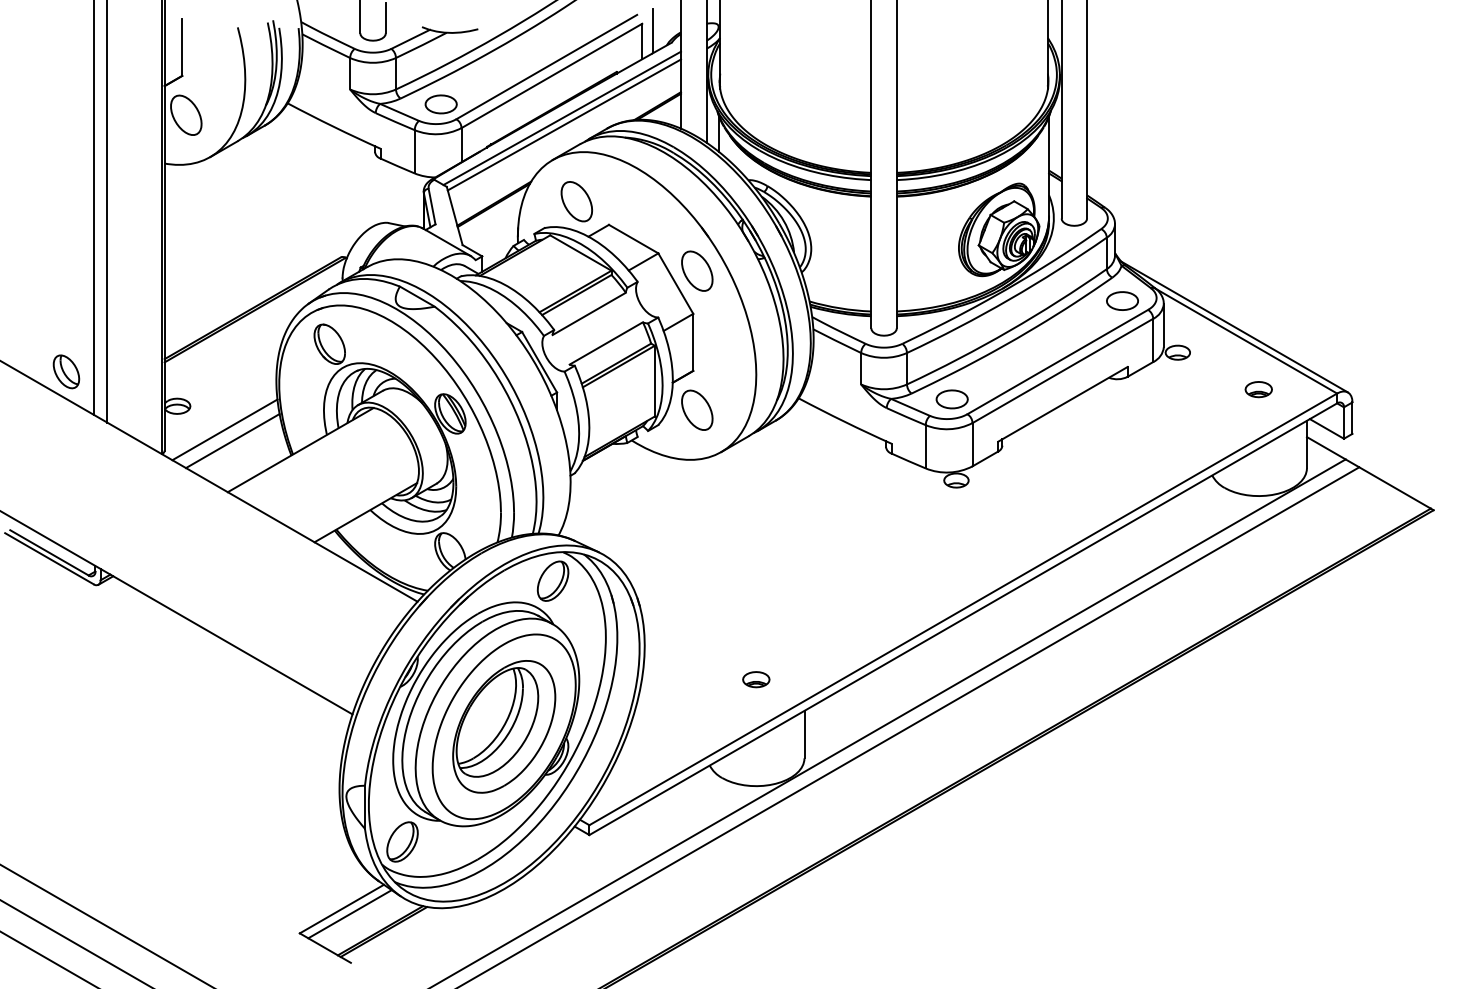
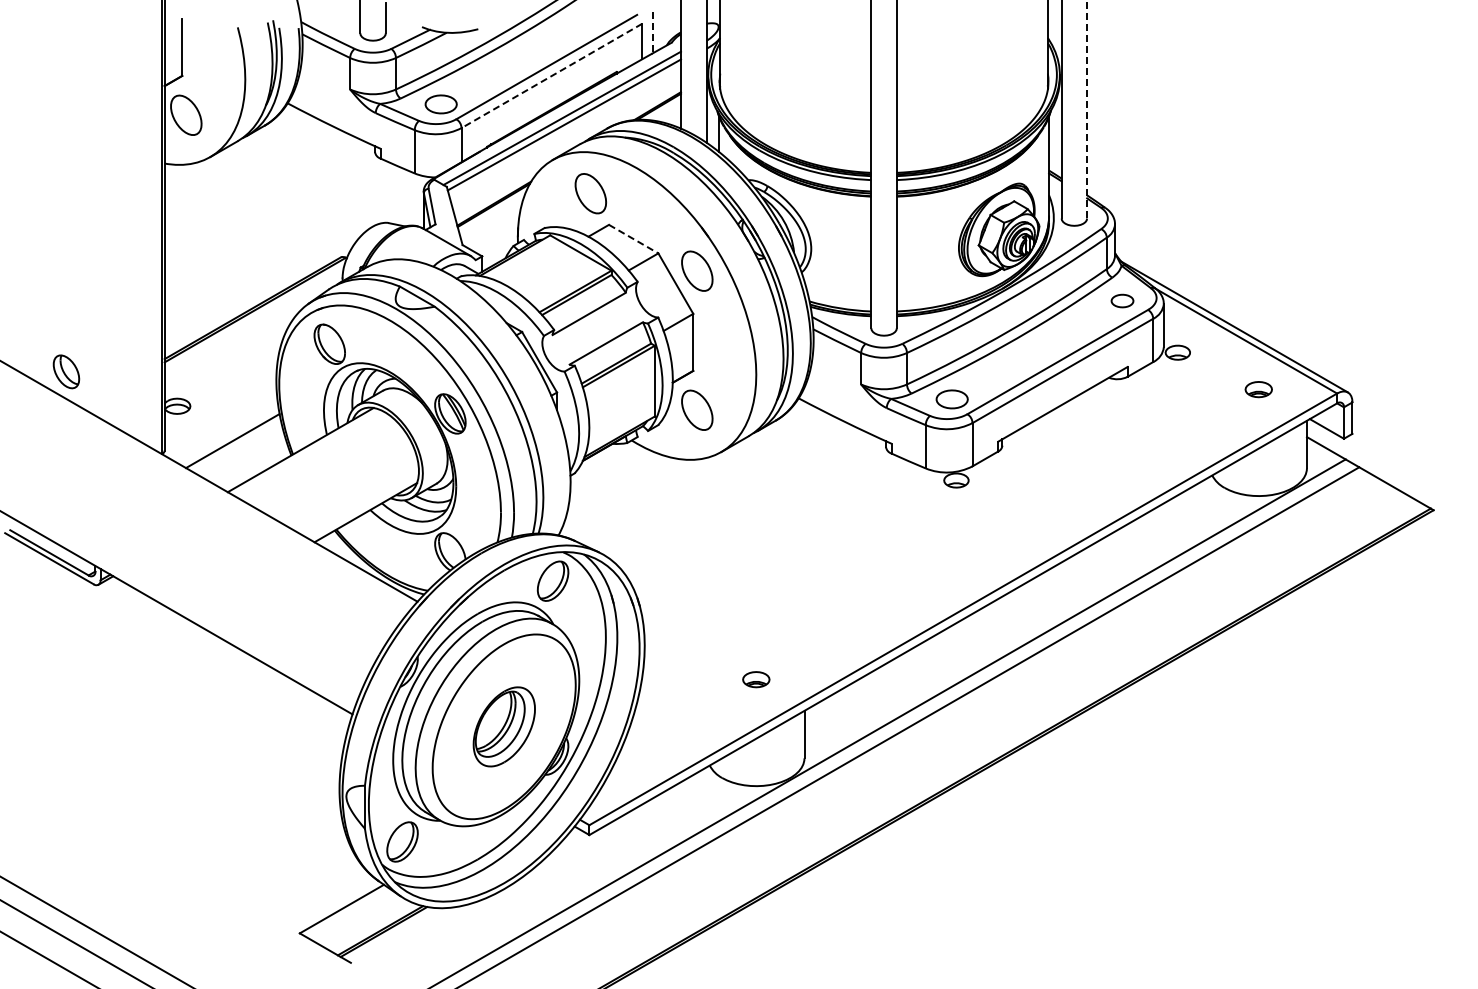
line: solid -> dashed (652, 30)
line: solid -> dashed (551, 76)
line: solid -> dashed (1087, 109)
part position: (576, 201) -> (590, 193) (590, 193)
line: present -> none (93, 208)
line: present -> none (107, 212)
line: solid -> dashed (633, 239)
part size: 33x20 px -> 25x16 px (1122, 300)
line: present -> none (224, 429)
part size: 105x134 px -> 64x82 px (503, 726)
line: present -> none (349, 914)
line position: (106, 925) -> (95, 931) (95, 931)
